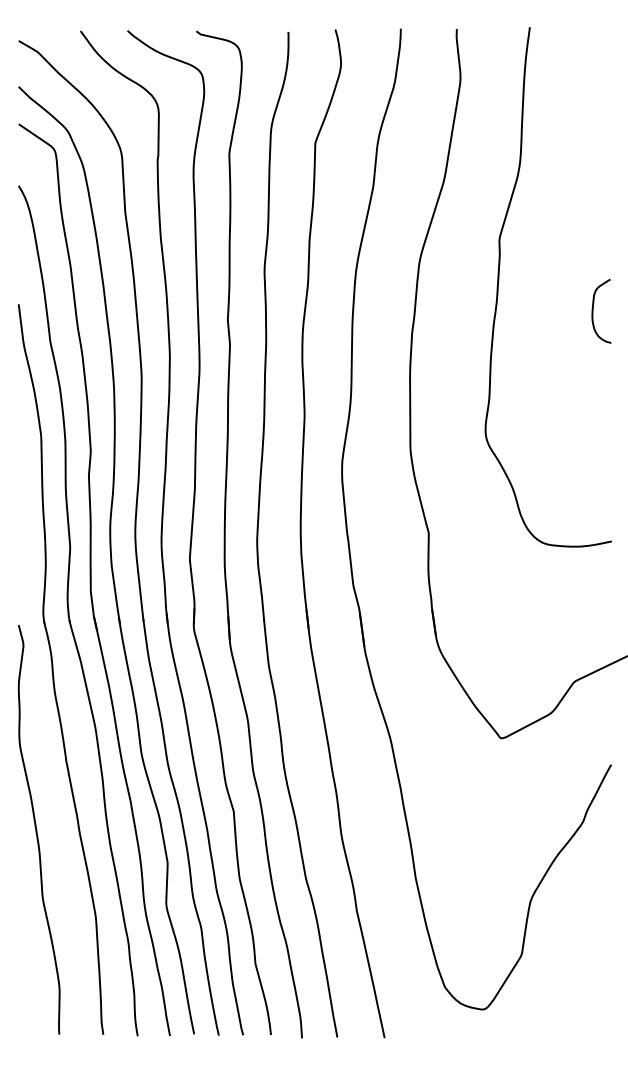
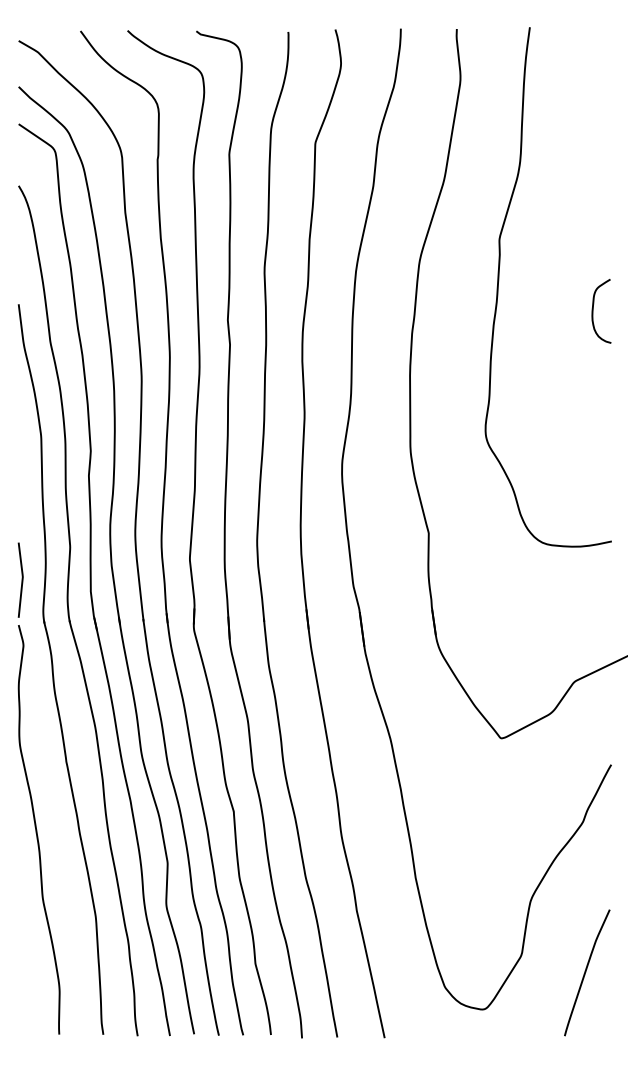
curve: none -> present (21, 579)
curve: none -> present (586, 972)
